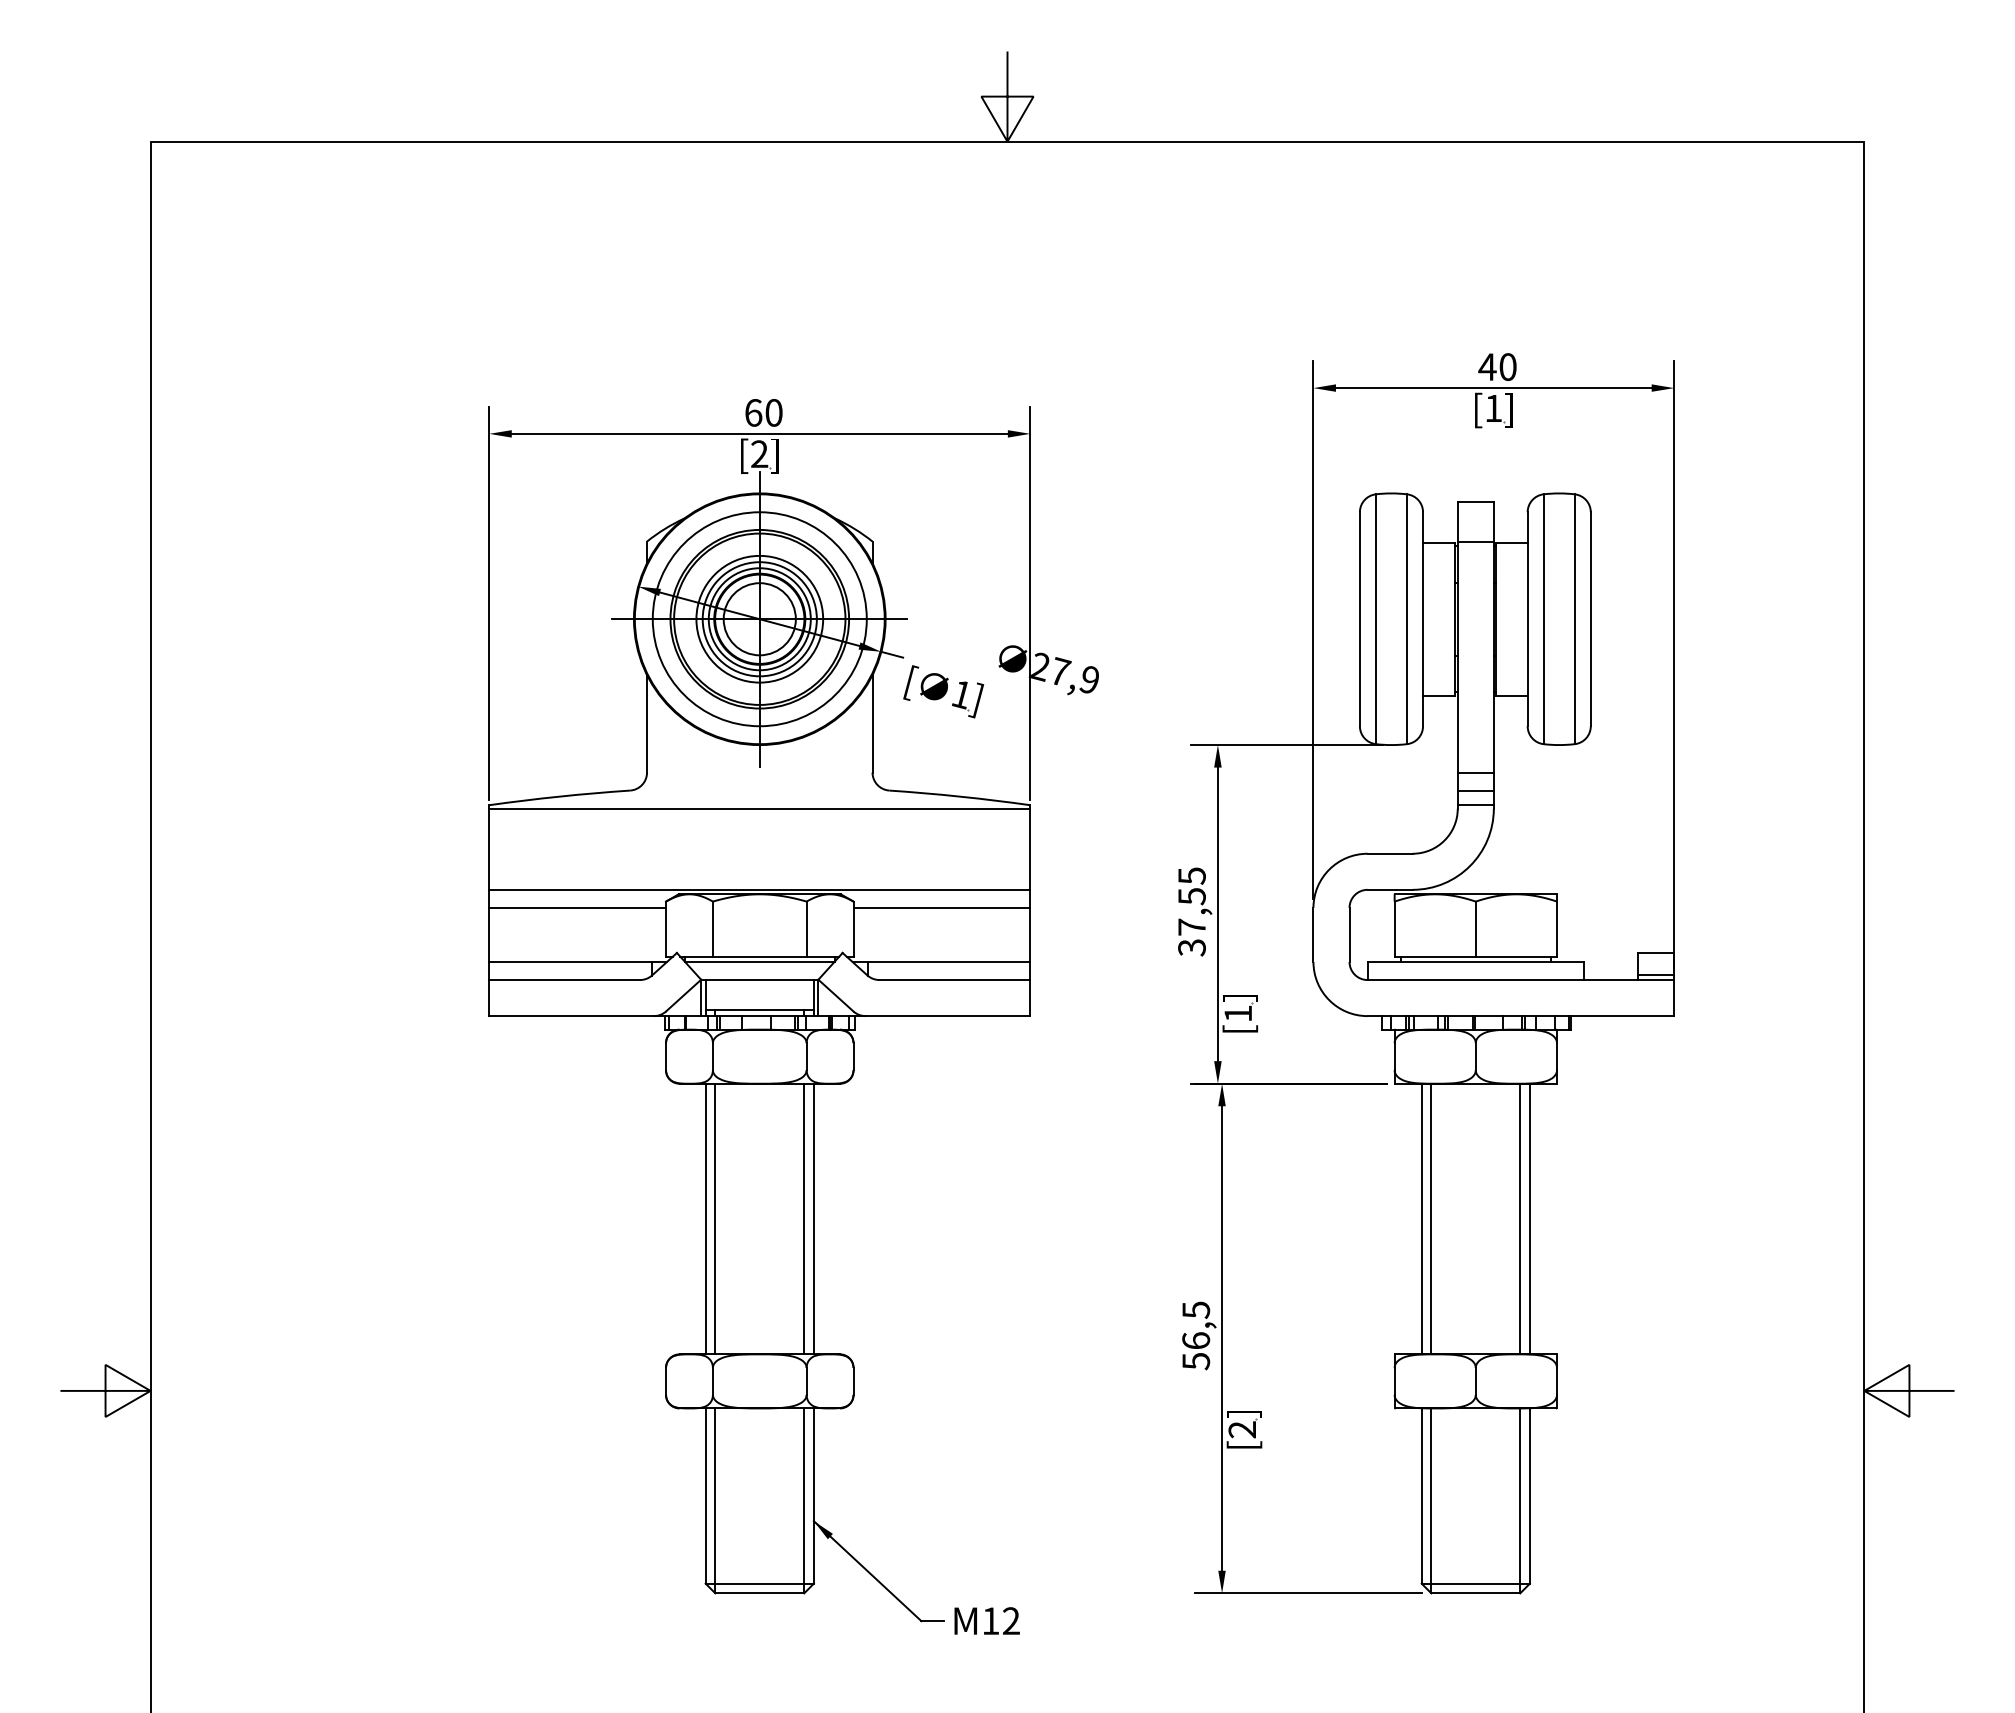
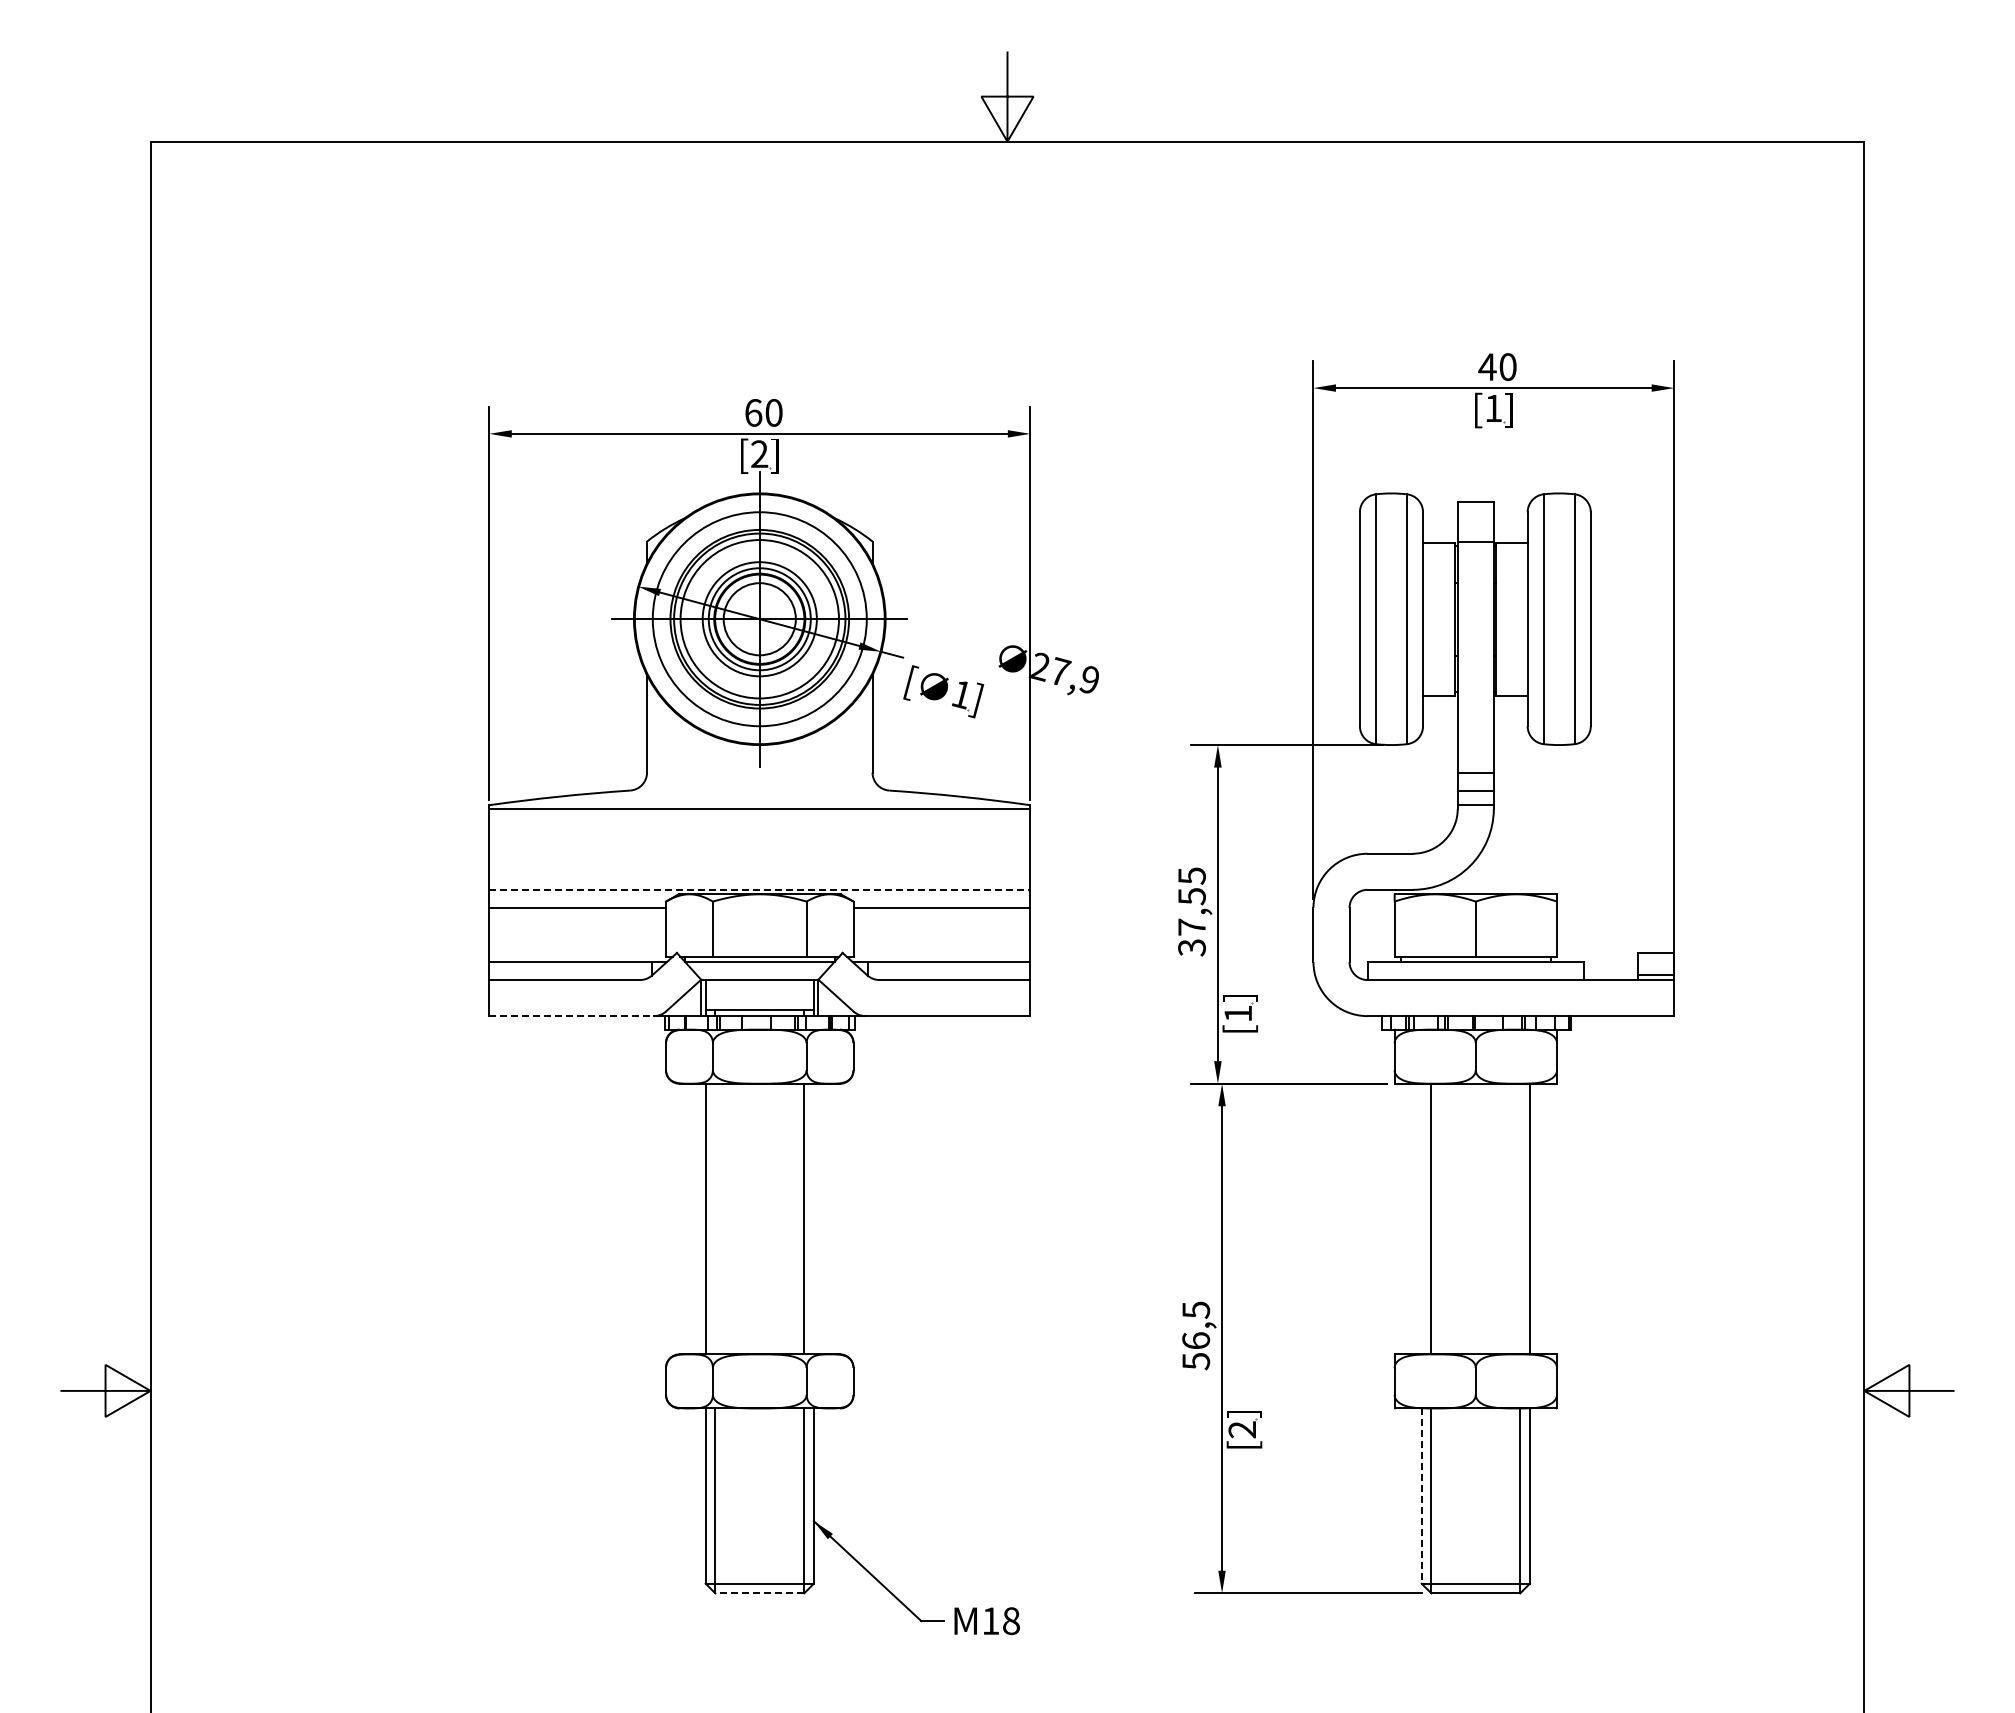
circle diameter: 127 px -> 158 px (759, 619)
line: solid -> dashed (759, 889)
line: solid -> dashed (572, 1016)
line: present -> none (715, 1218)
line: present -> none (813, 1218)
line: present -> none (1421, 1218)
line: present -> none (1520, 1218)
line: solid -> dashed (1421, 1496)
line: solid -> dashed (759, 1593)
text: M12 -> M18 (1011, 1621)
